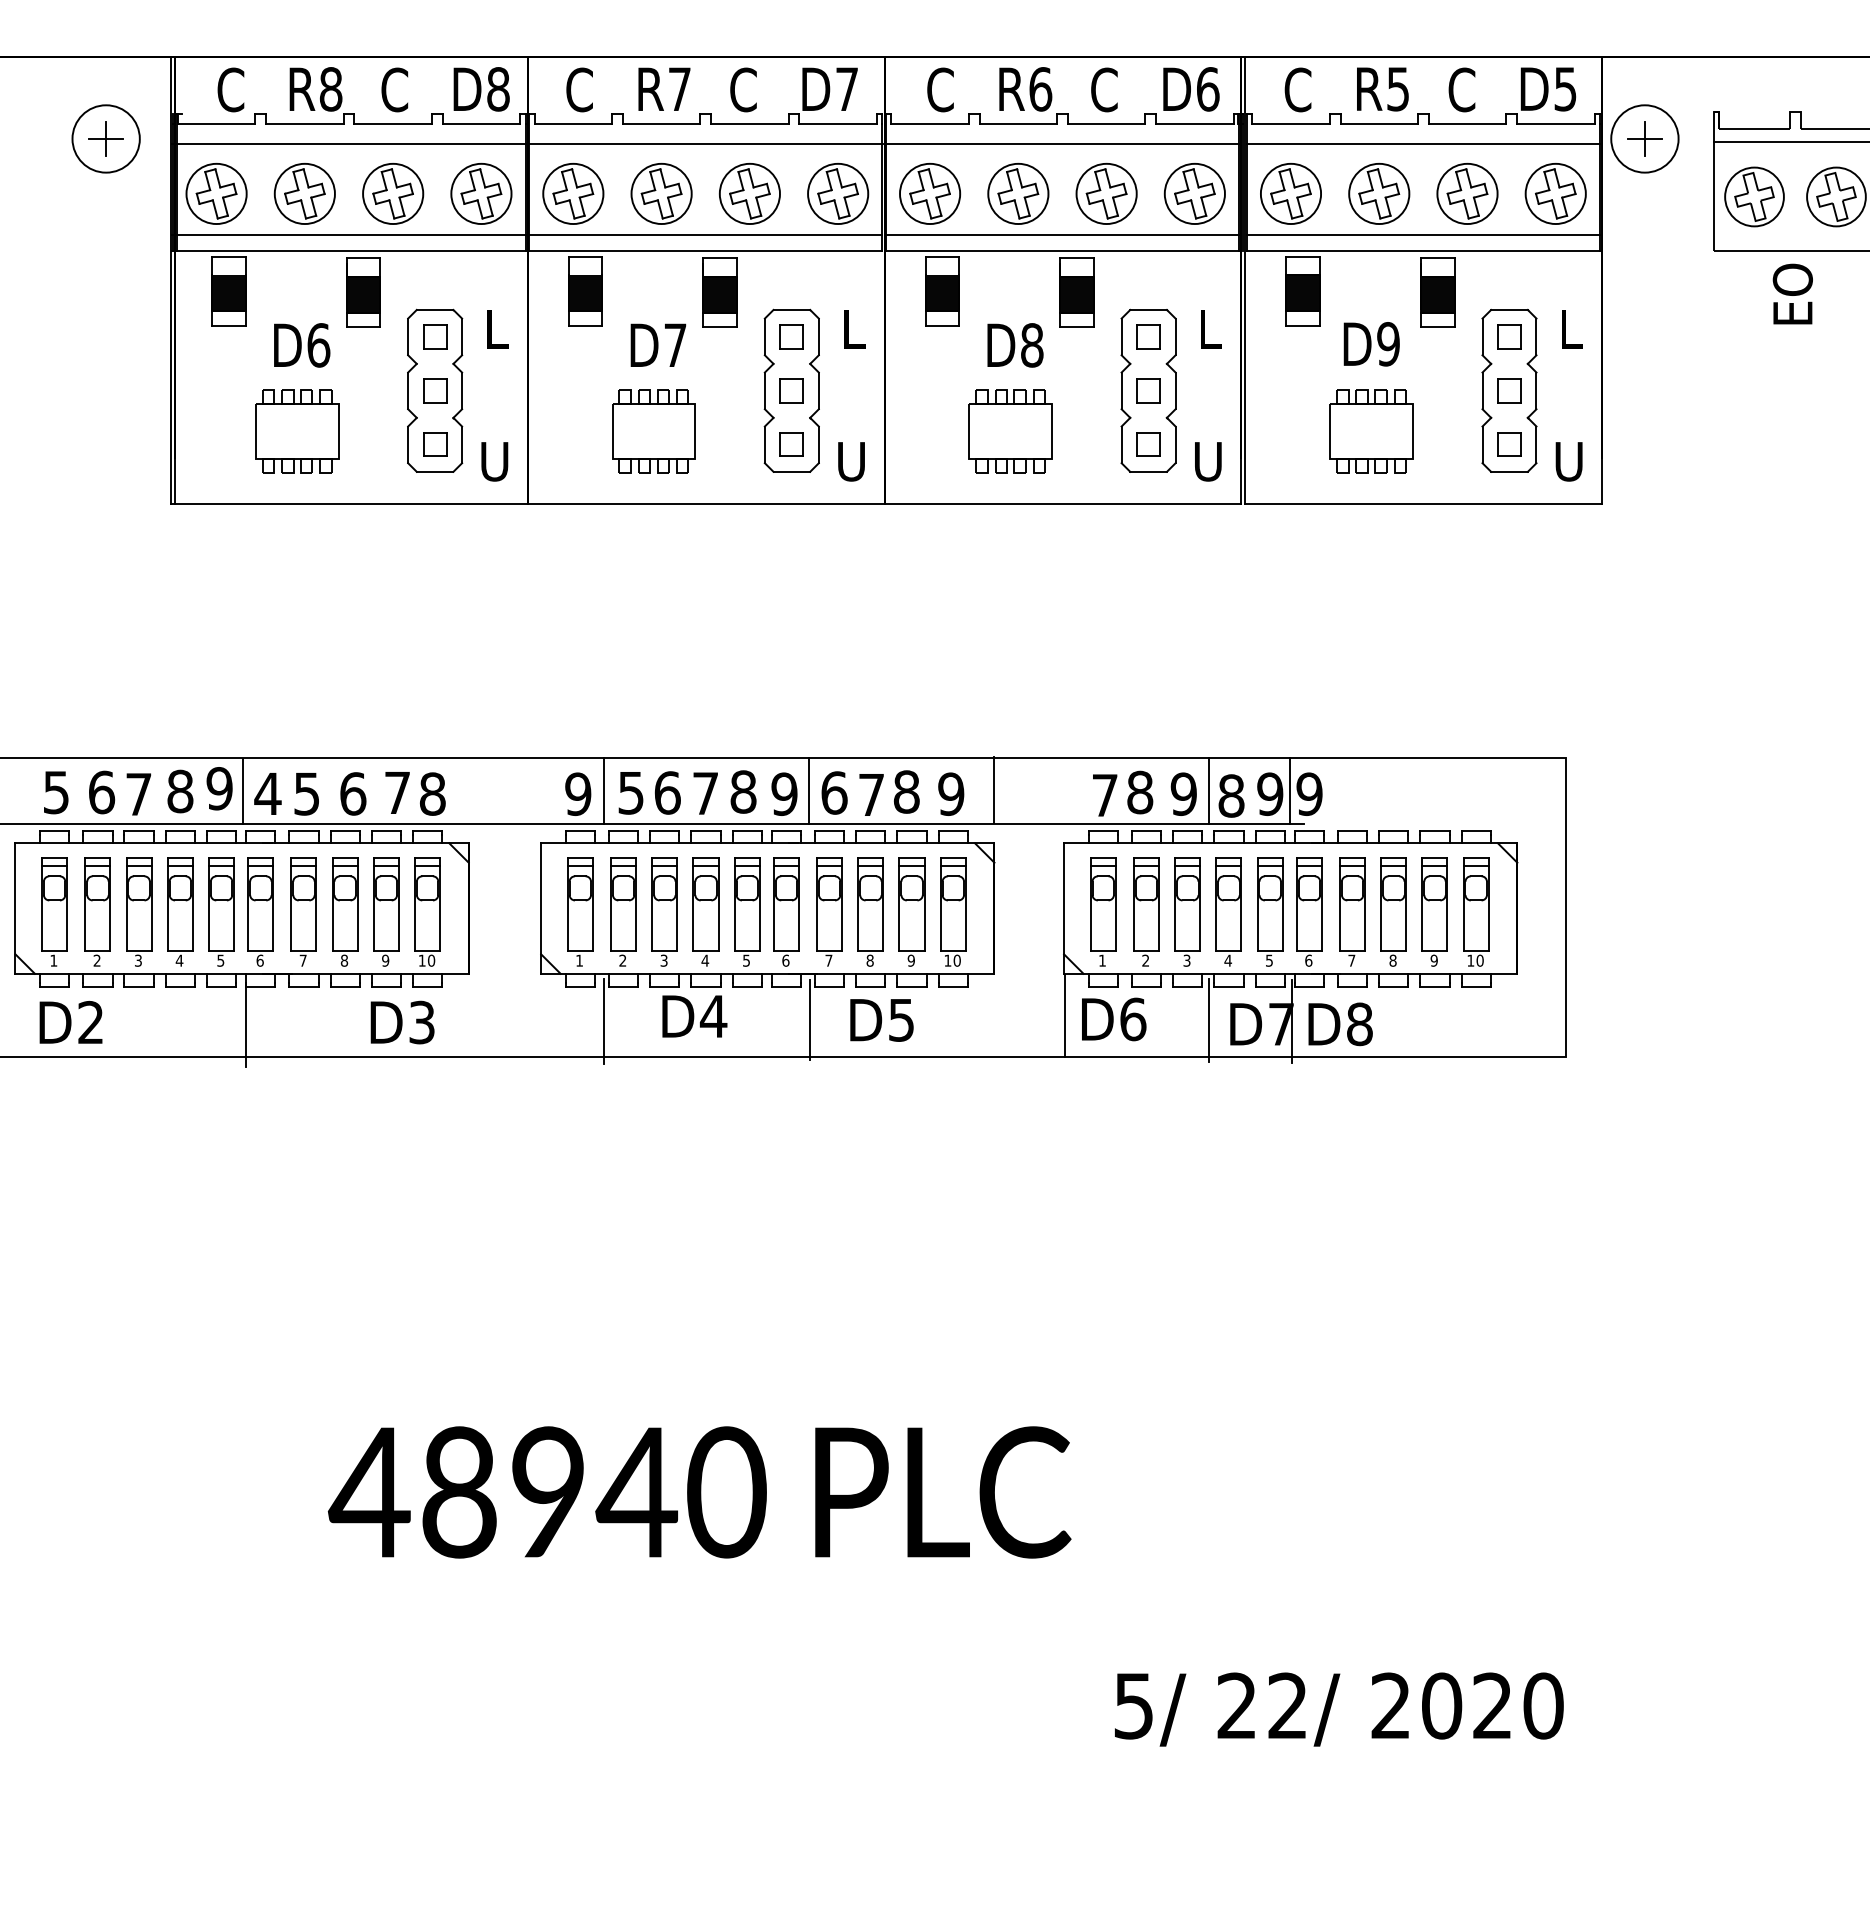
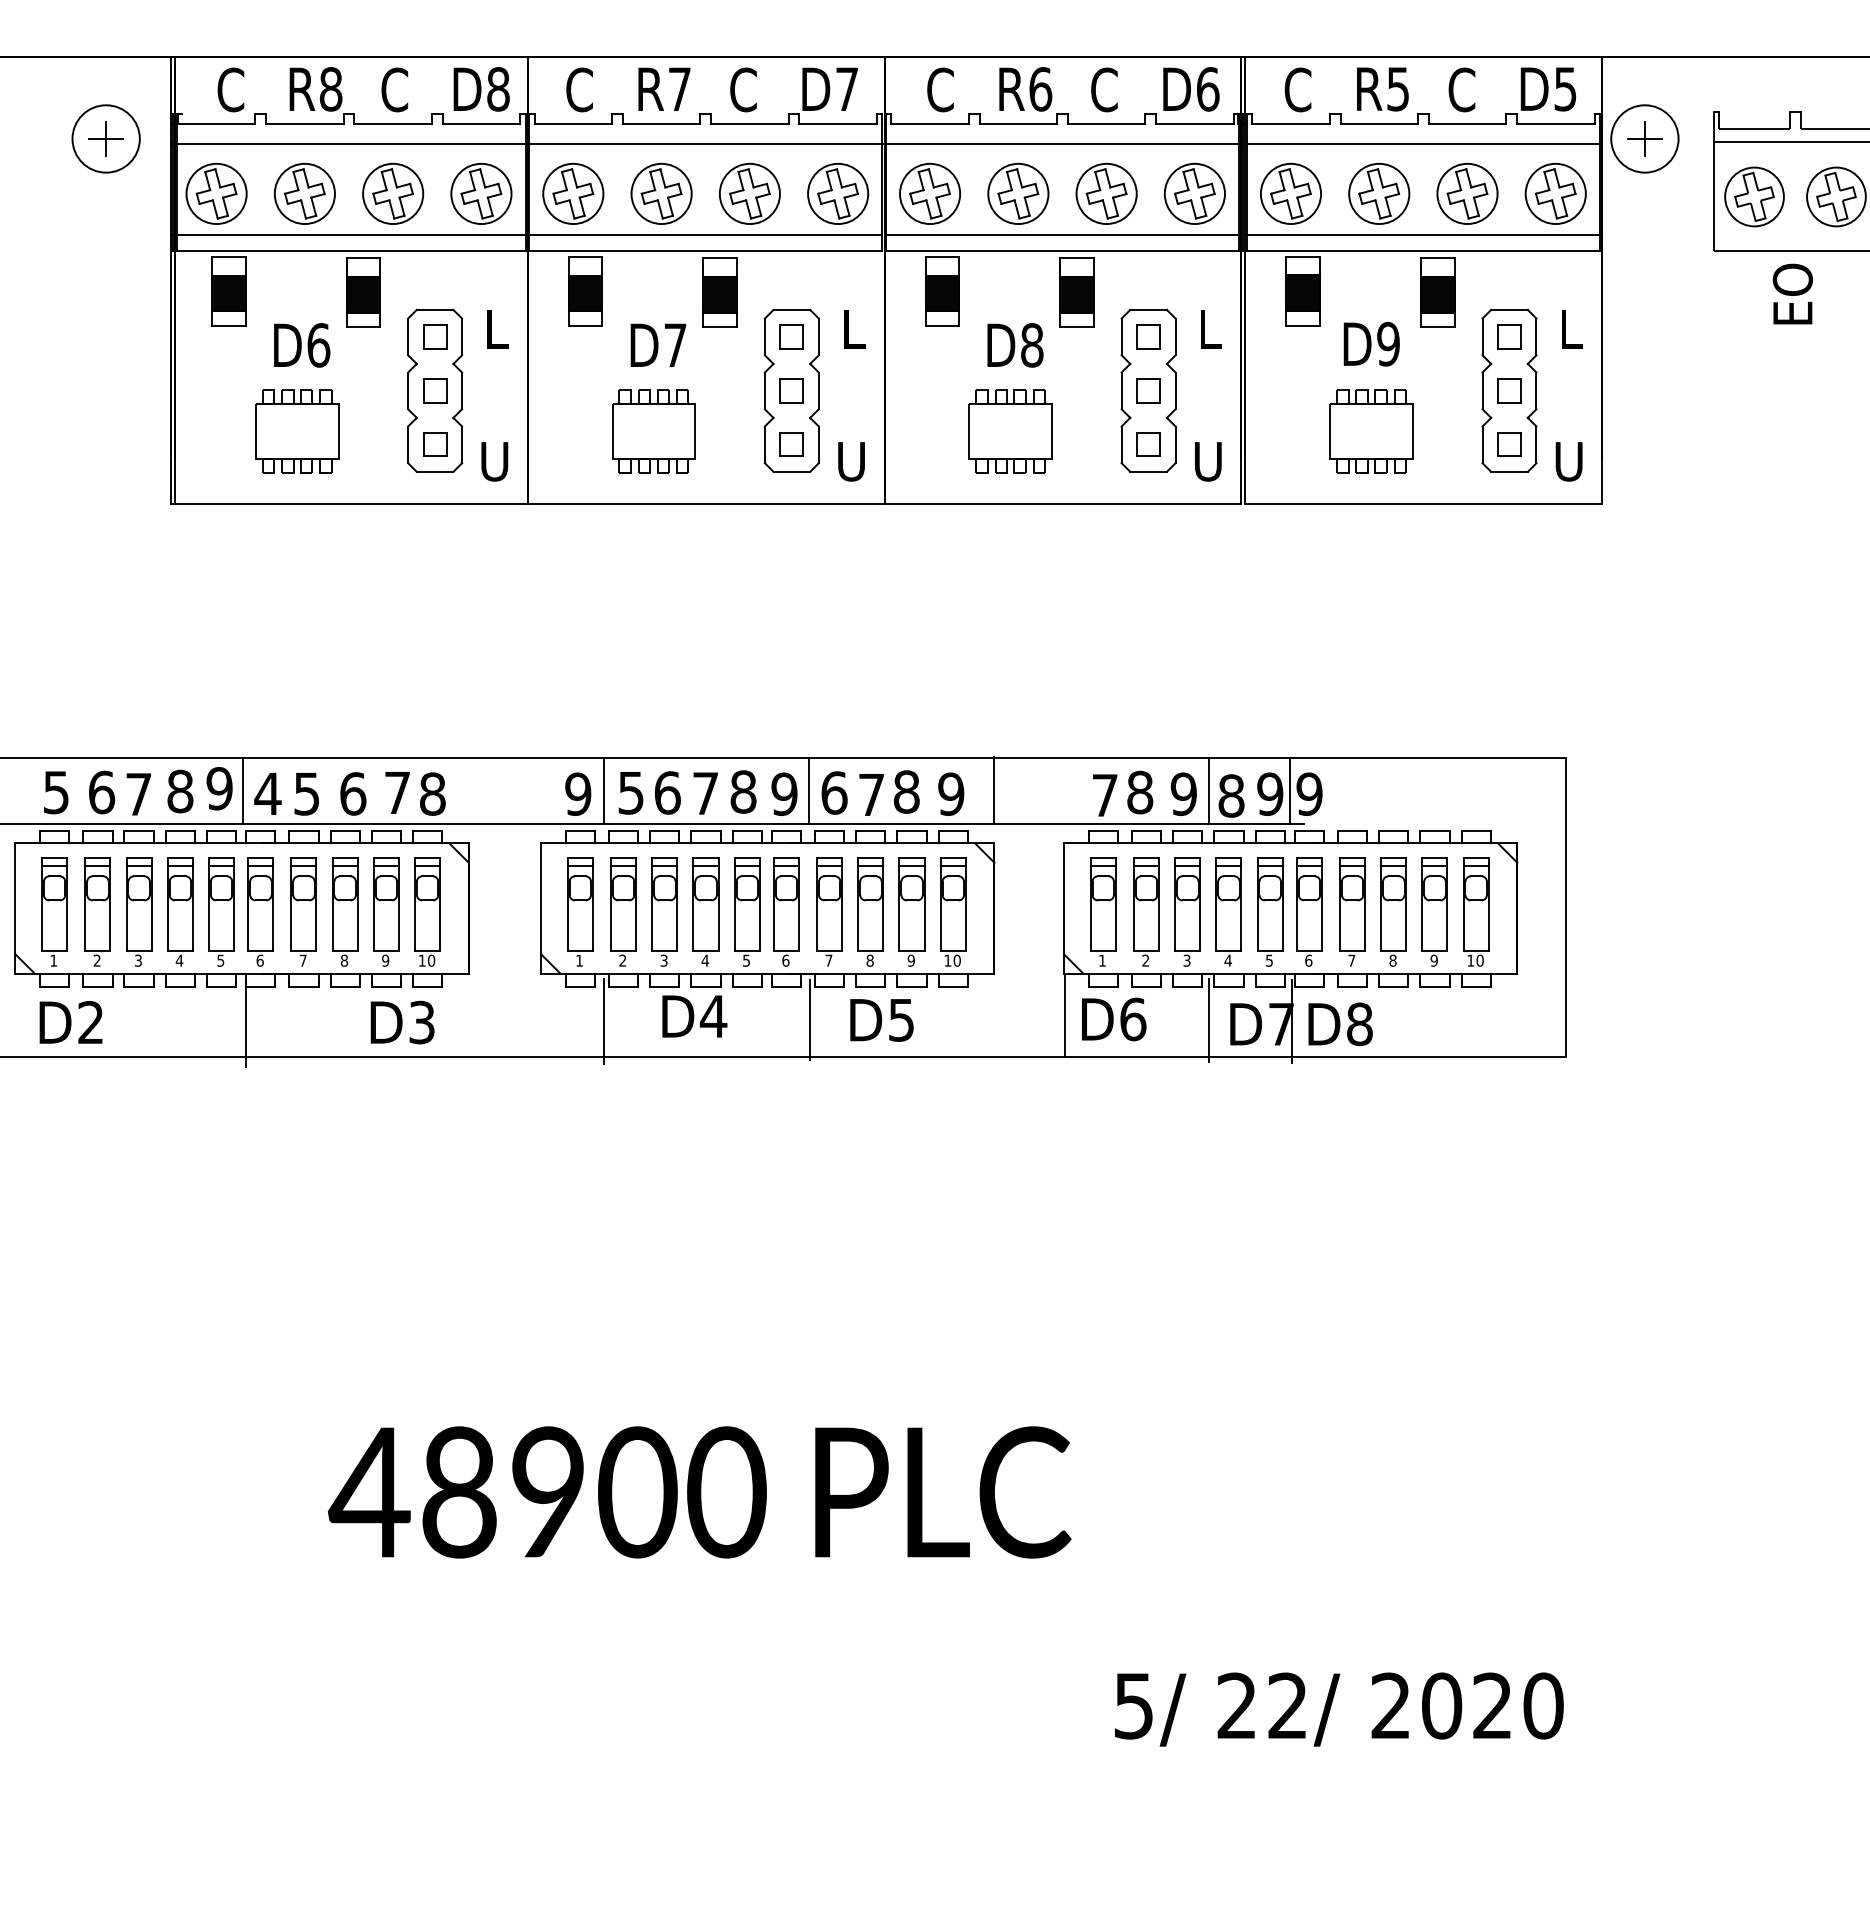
text: 48940 -> 48900 (636, 1492)
